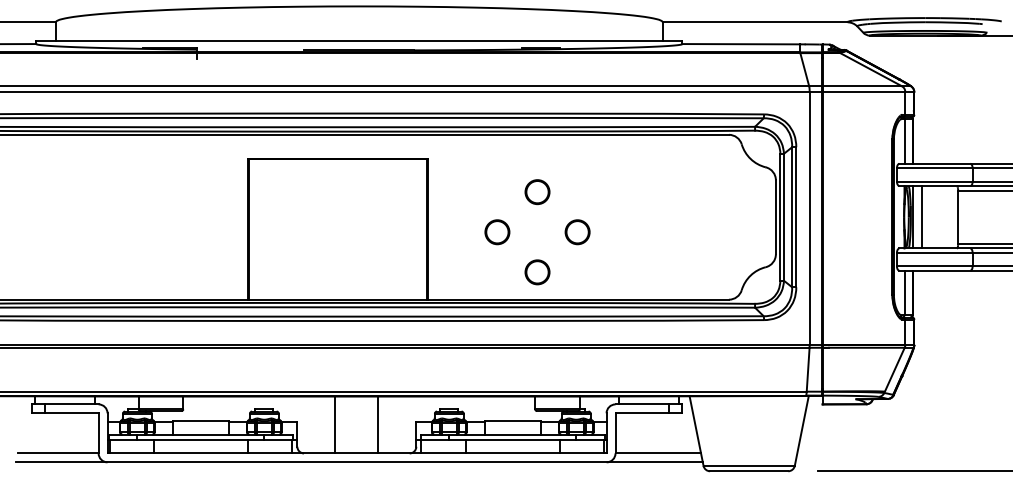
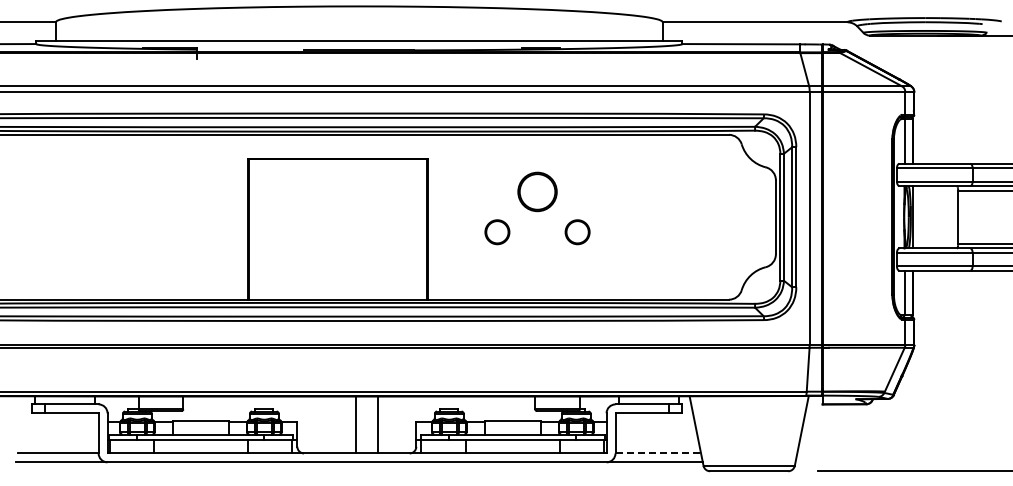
circle size: 27x27 px -> 41x42 px (537, 191)
line: present -> none (921, 217)
circle: present -> none (537, 272)
line position: (335, 424) -> (356, 424) (356, 424)
line: solid -> dashed (658, 453)
